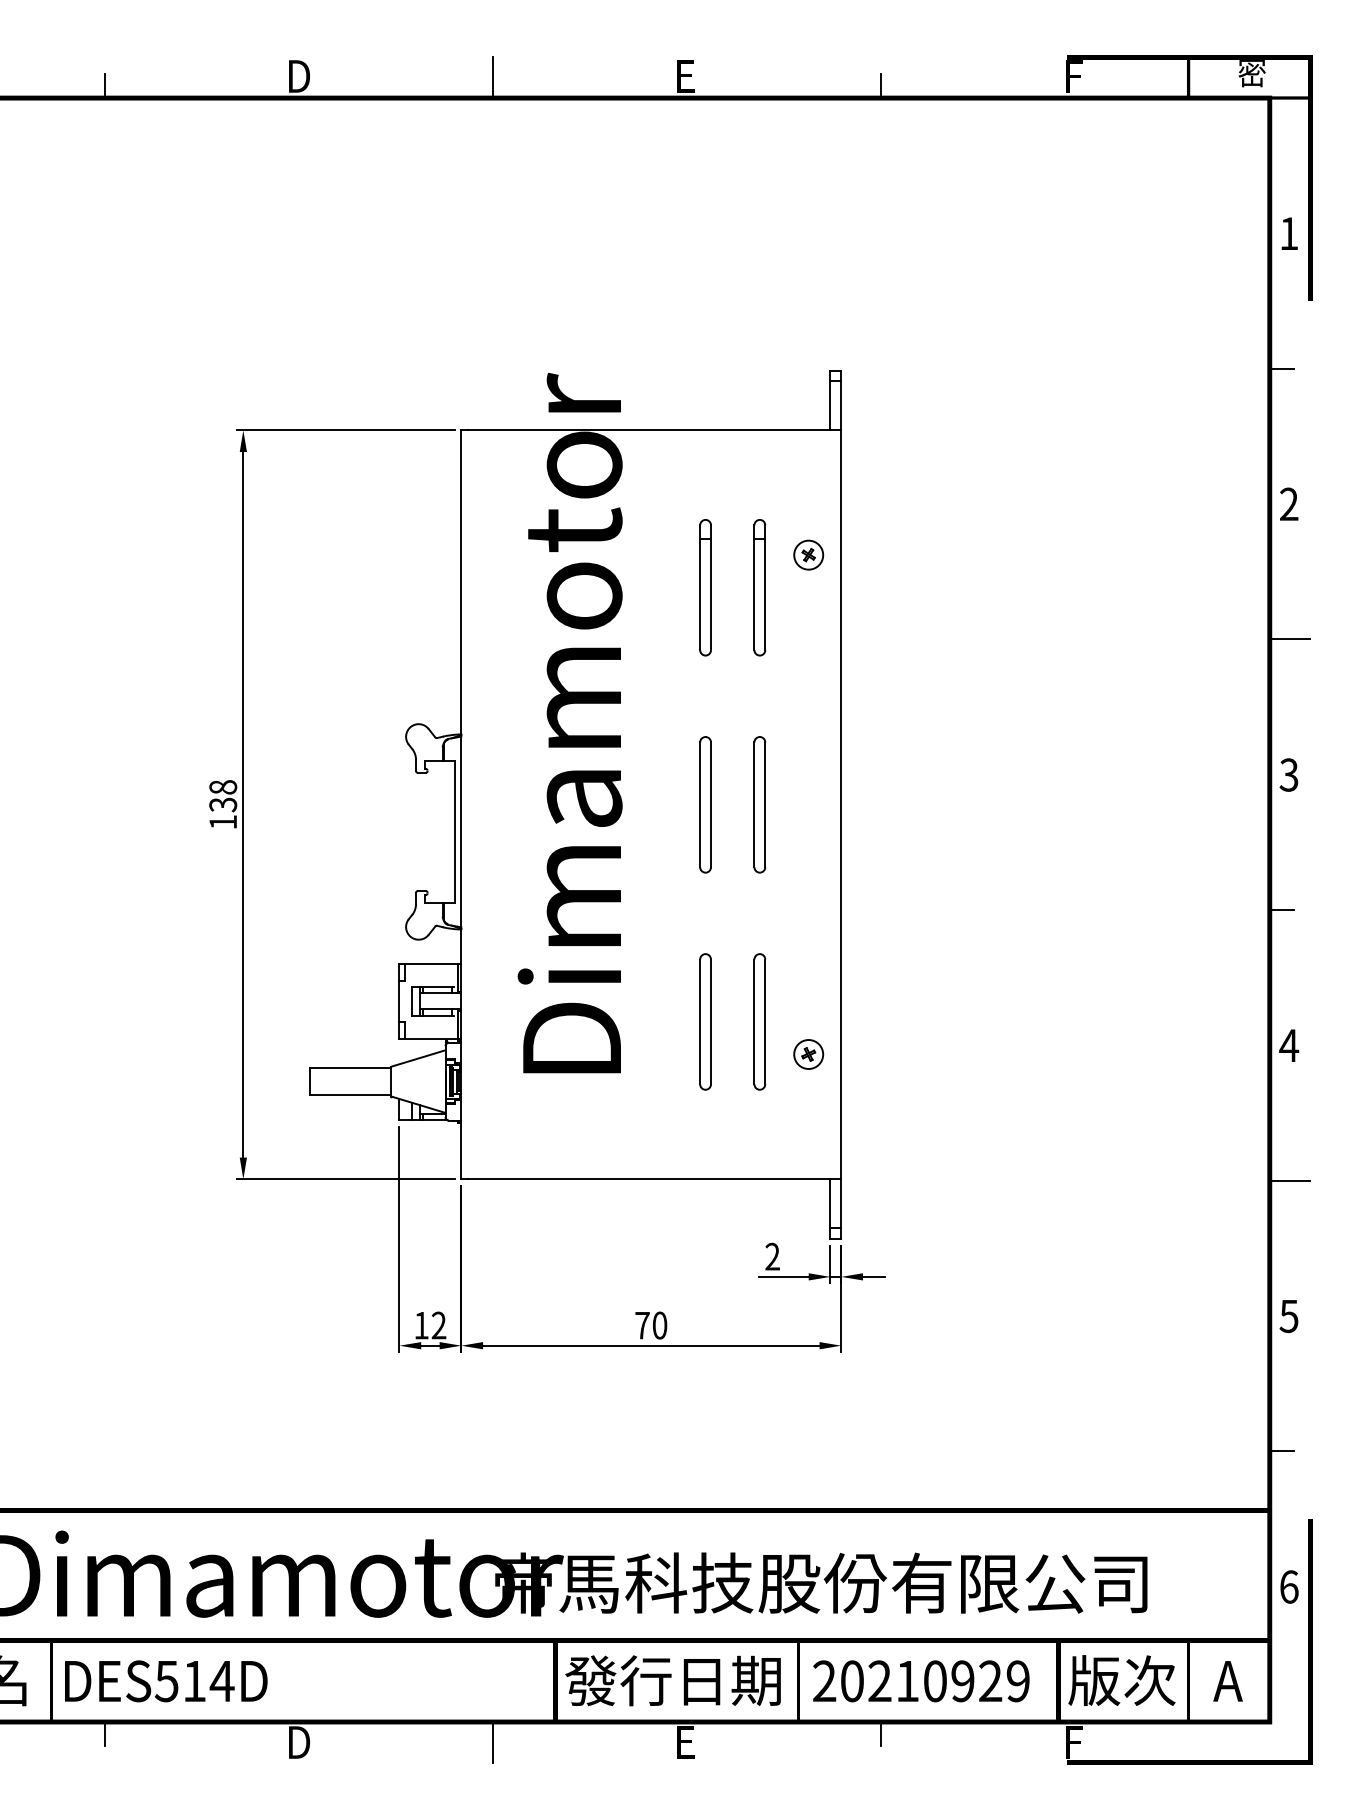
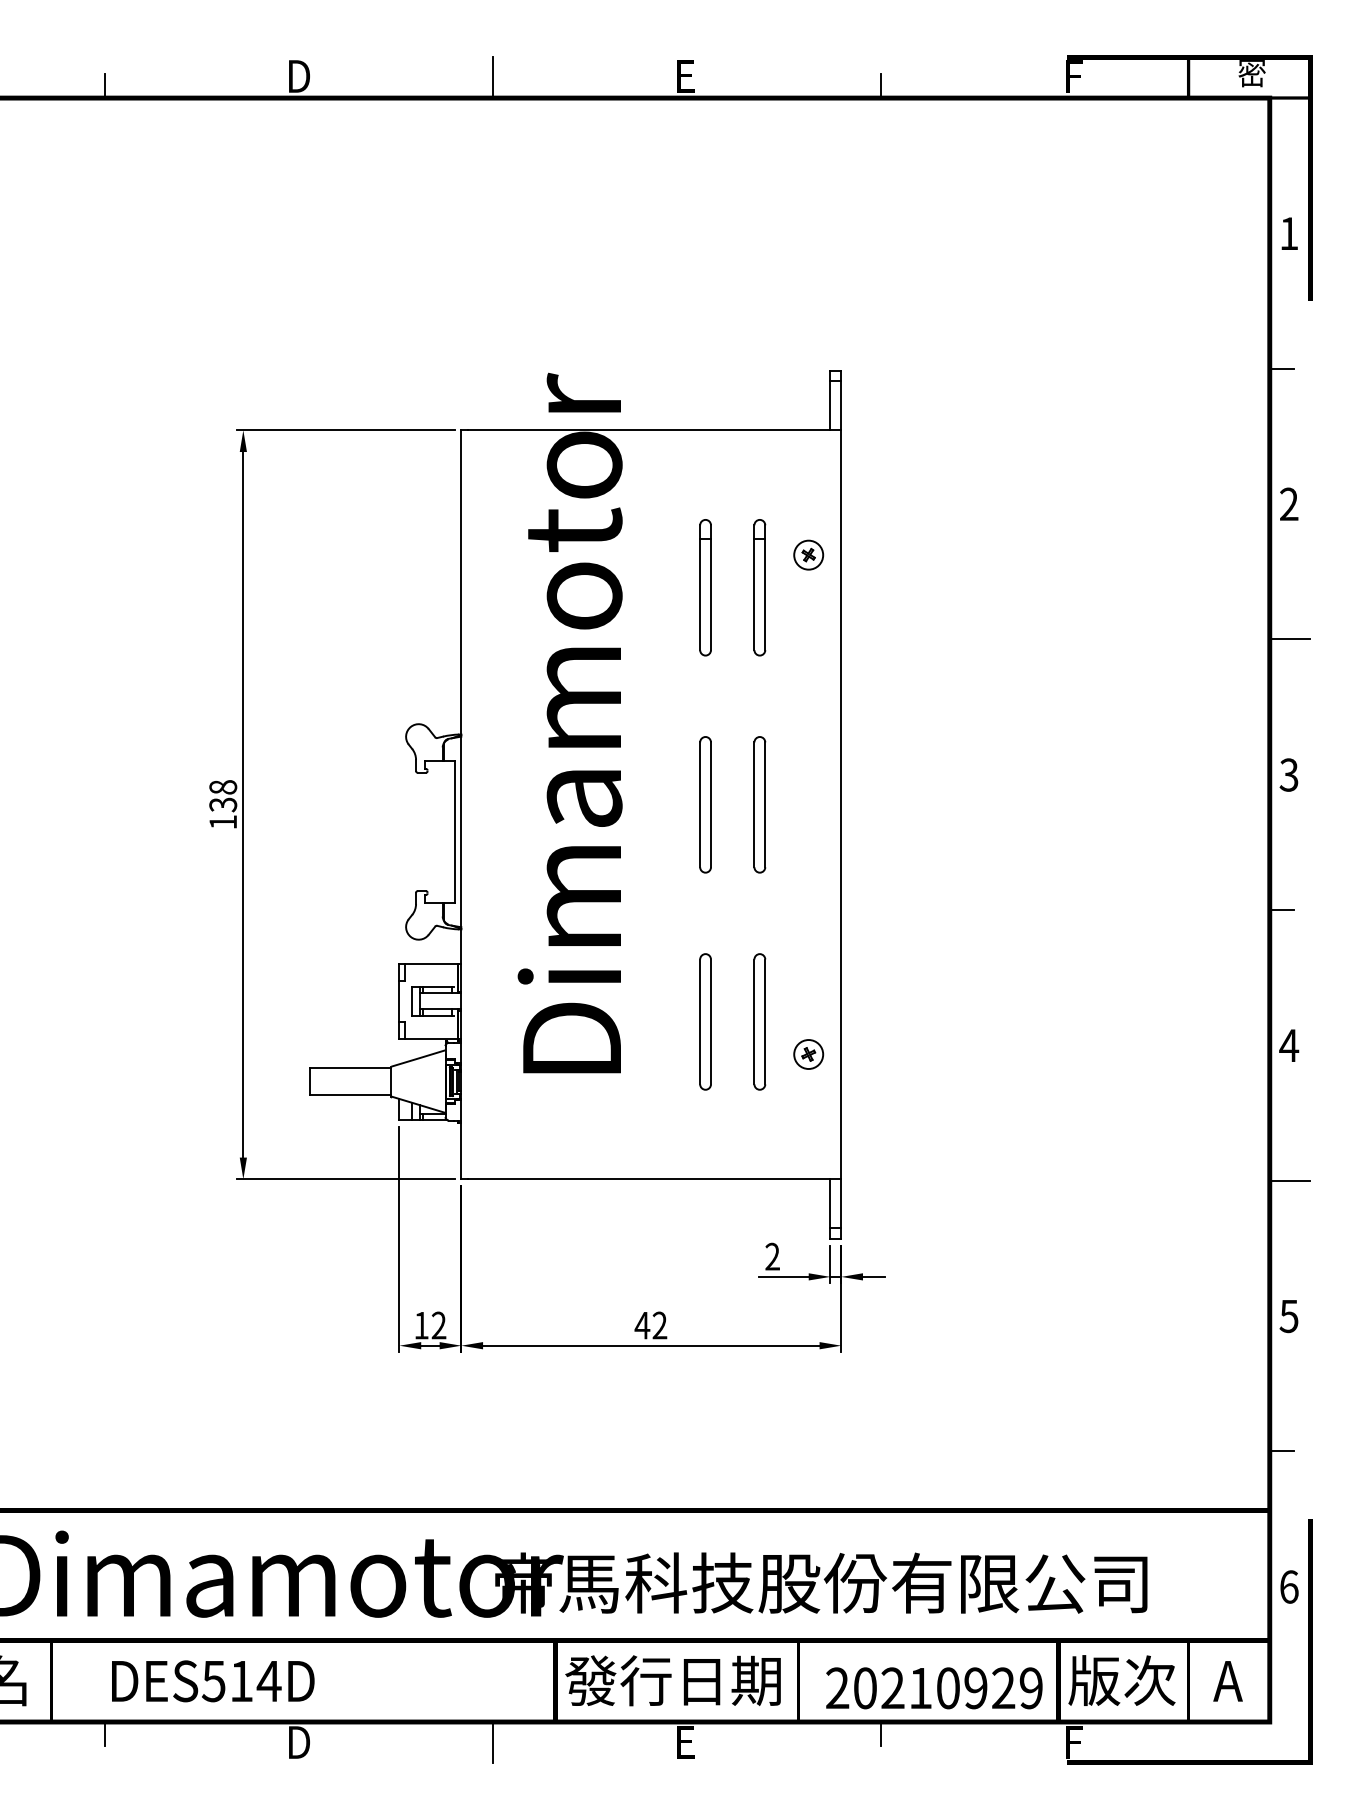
text: 70 -> 42 (650, 1325)
text position: (166, 1681) -> (213, 1681) (213, 1681)
text position: (921, 1681) -> (934, 1688) (934, 1688)
